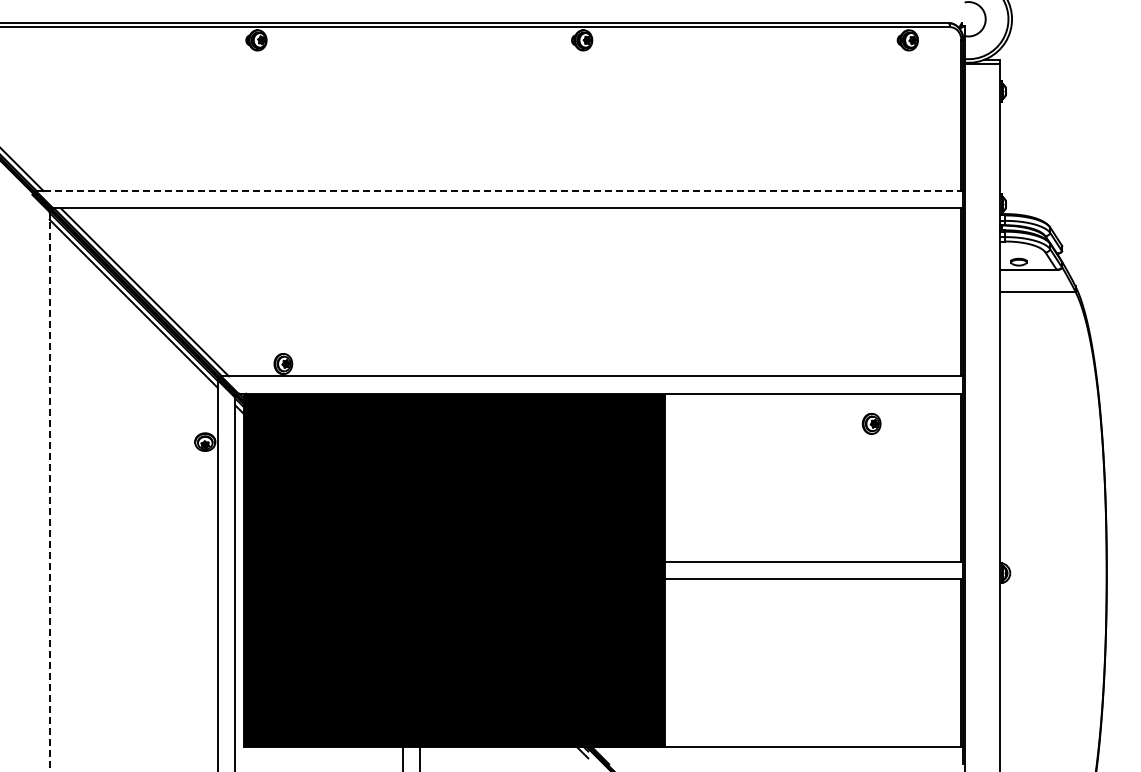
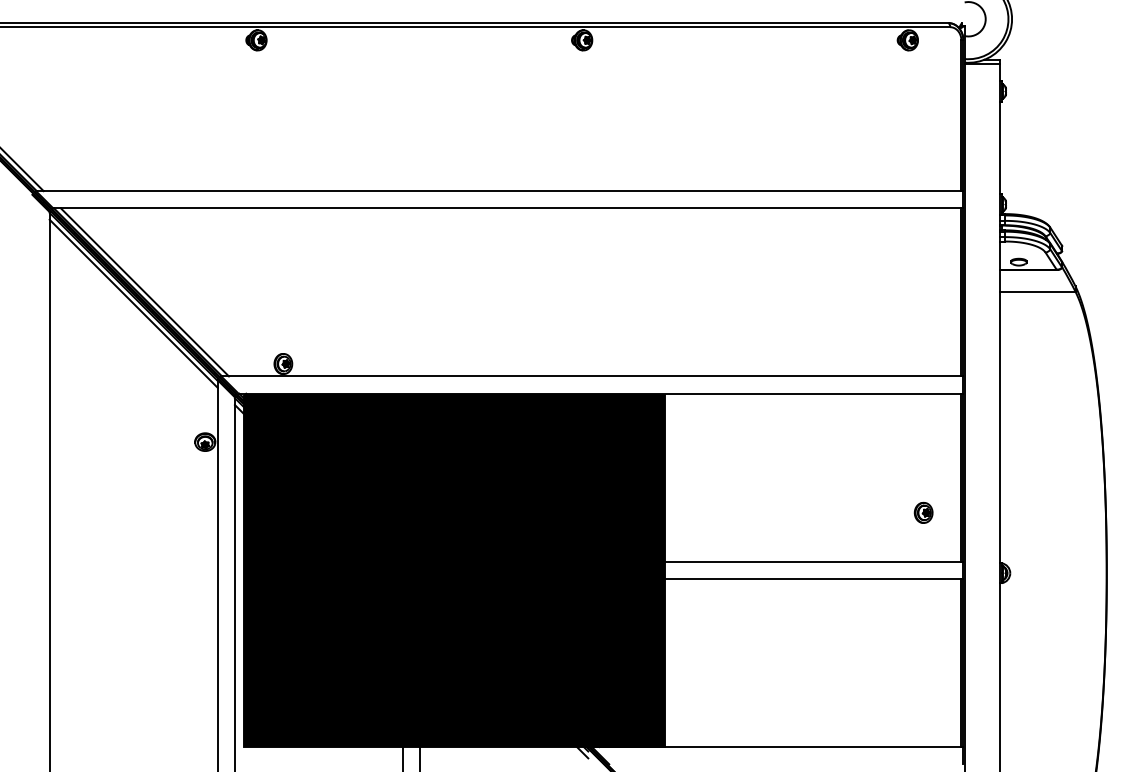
line: dashed -> solid (502, 191)
part position: (871, 423) -> (923, 512) (923, 512)
line: dashed -> solid (49, 495)
